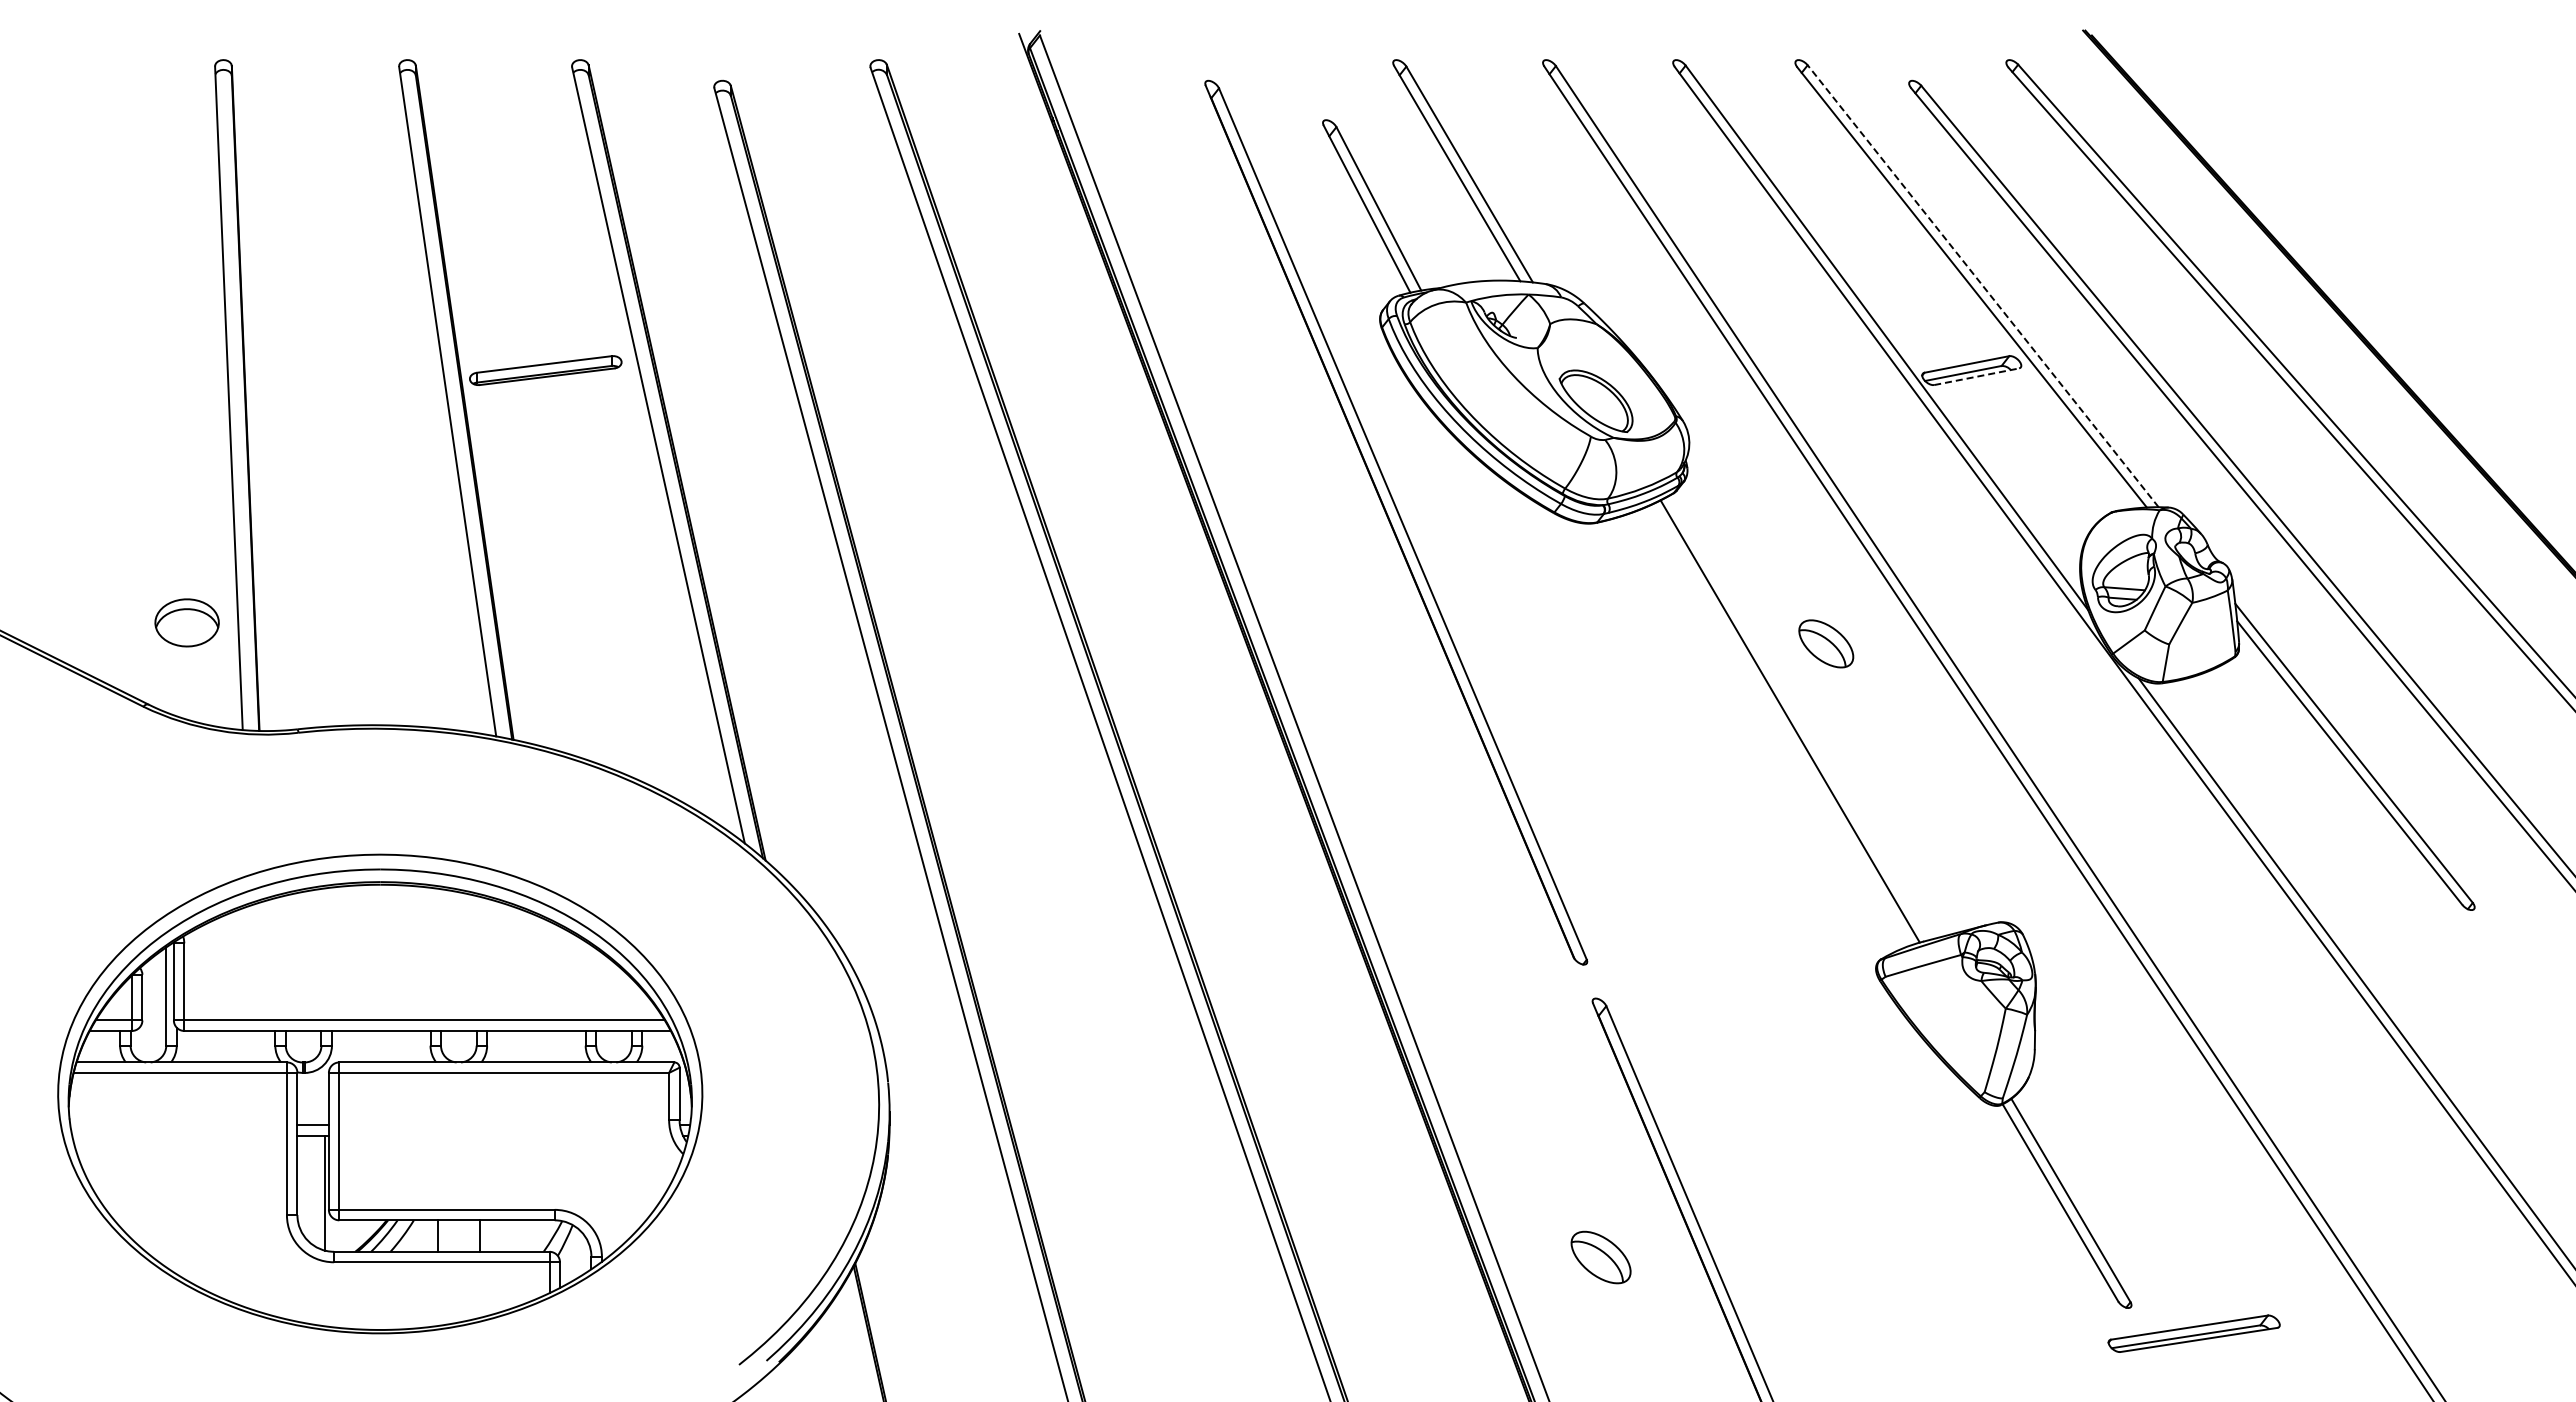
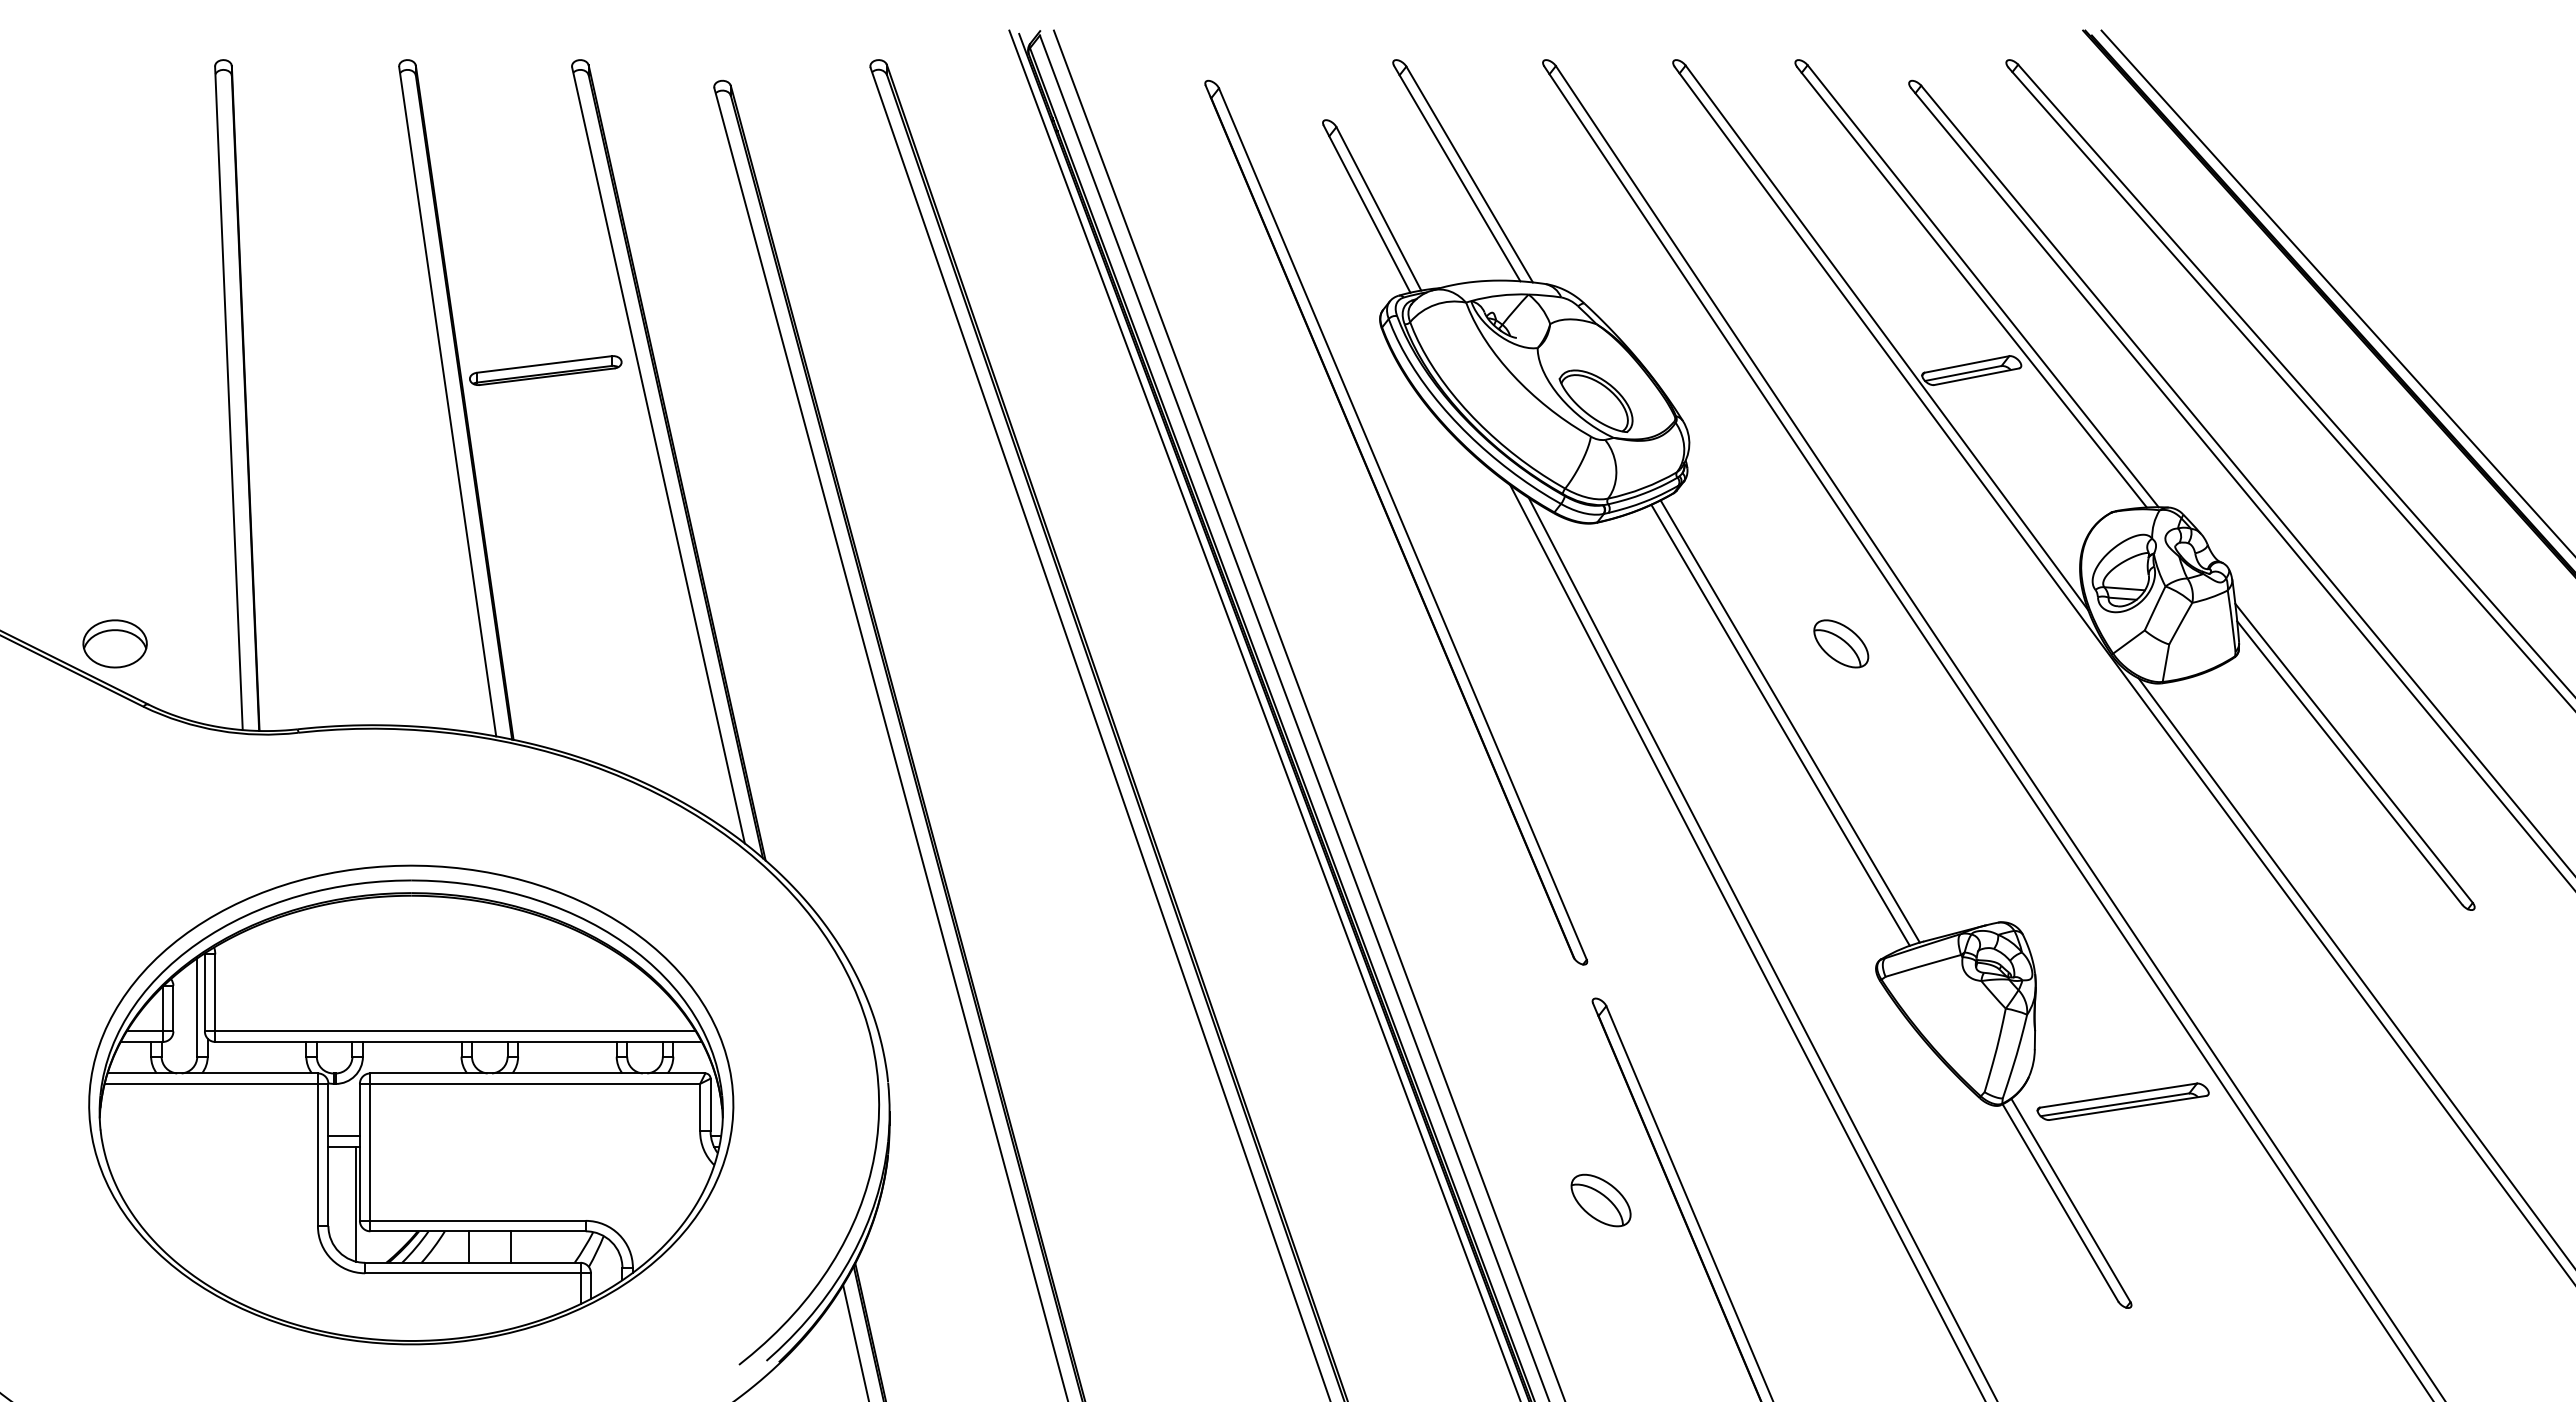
line: dashed -> solid (1982, 285)
line: none -> present (2336, 291)
line: dashed -> solid (1977, 376)
part position: (186, 622) -> (114, 643) (114, 643)
part position: (1826, 643) -> (1841, 643) (1841, 643)
line: none -> present (1264, 714)
line: none -> present (1308, 714)
line: none -> present (1780, 724)
line: none -> present (1747, 941)
line: none -> present (1761, 948)
part position: (380, 1093) -> (411, 1104) (411, 1104)
part position: (1600, 1257) -> (1600, 1200) (1600, 1200)
part position: (2193, 1333) -> (2122, 1101) (2122, 1101)
line: none -> present (855, 1341)
